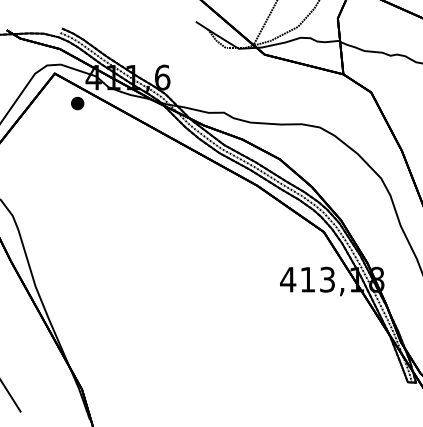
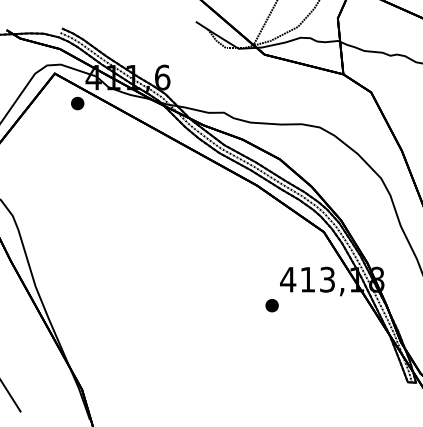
part: none -> present (271, 305)
